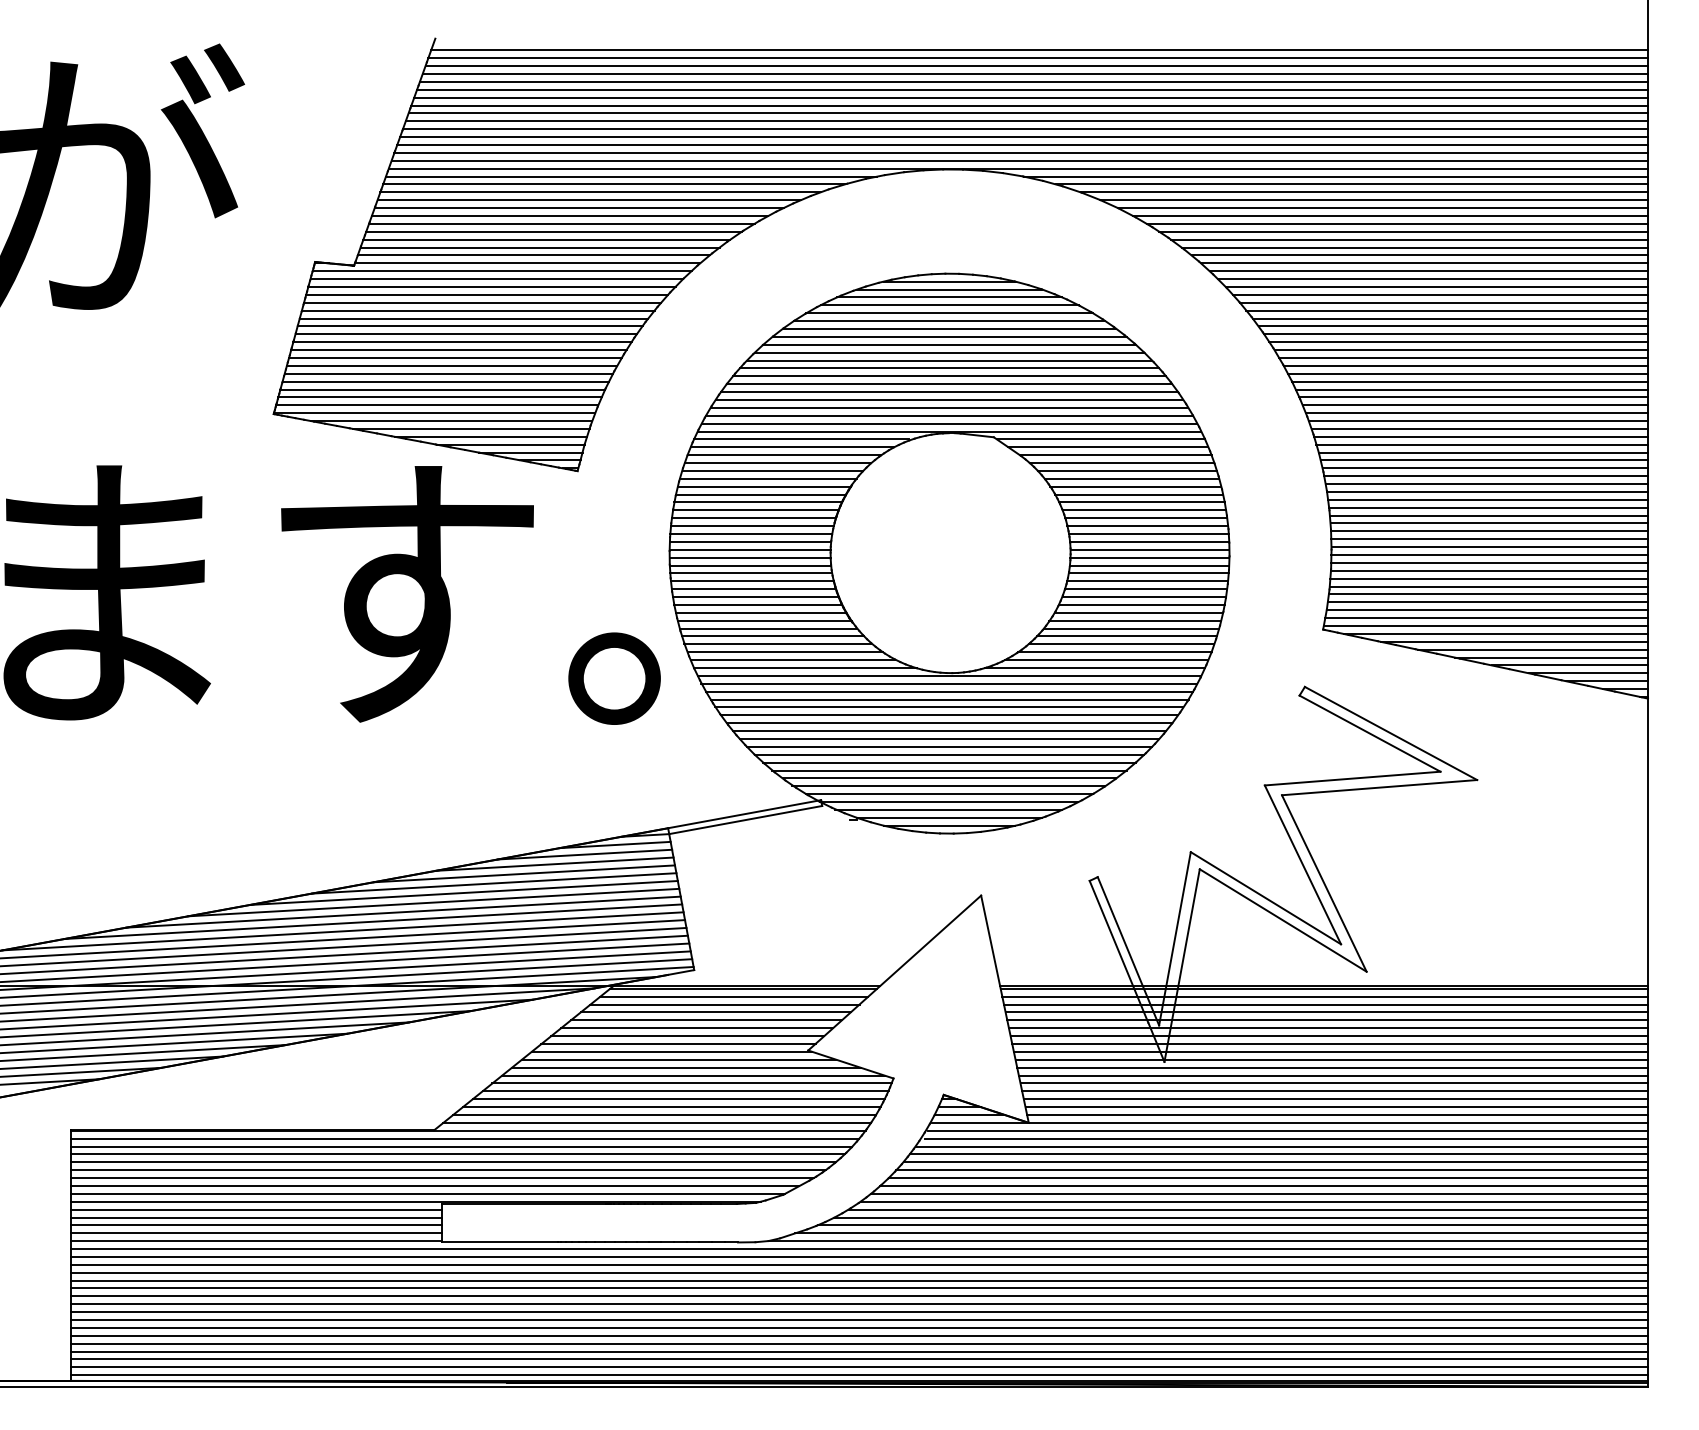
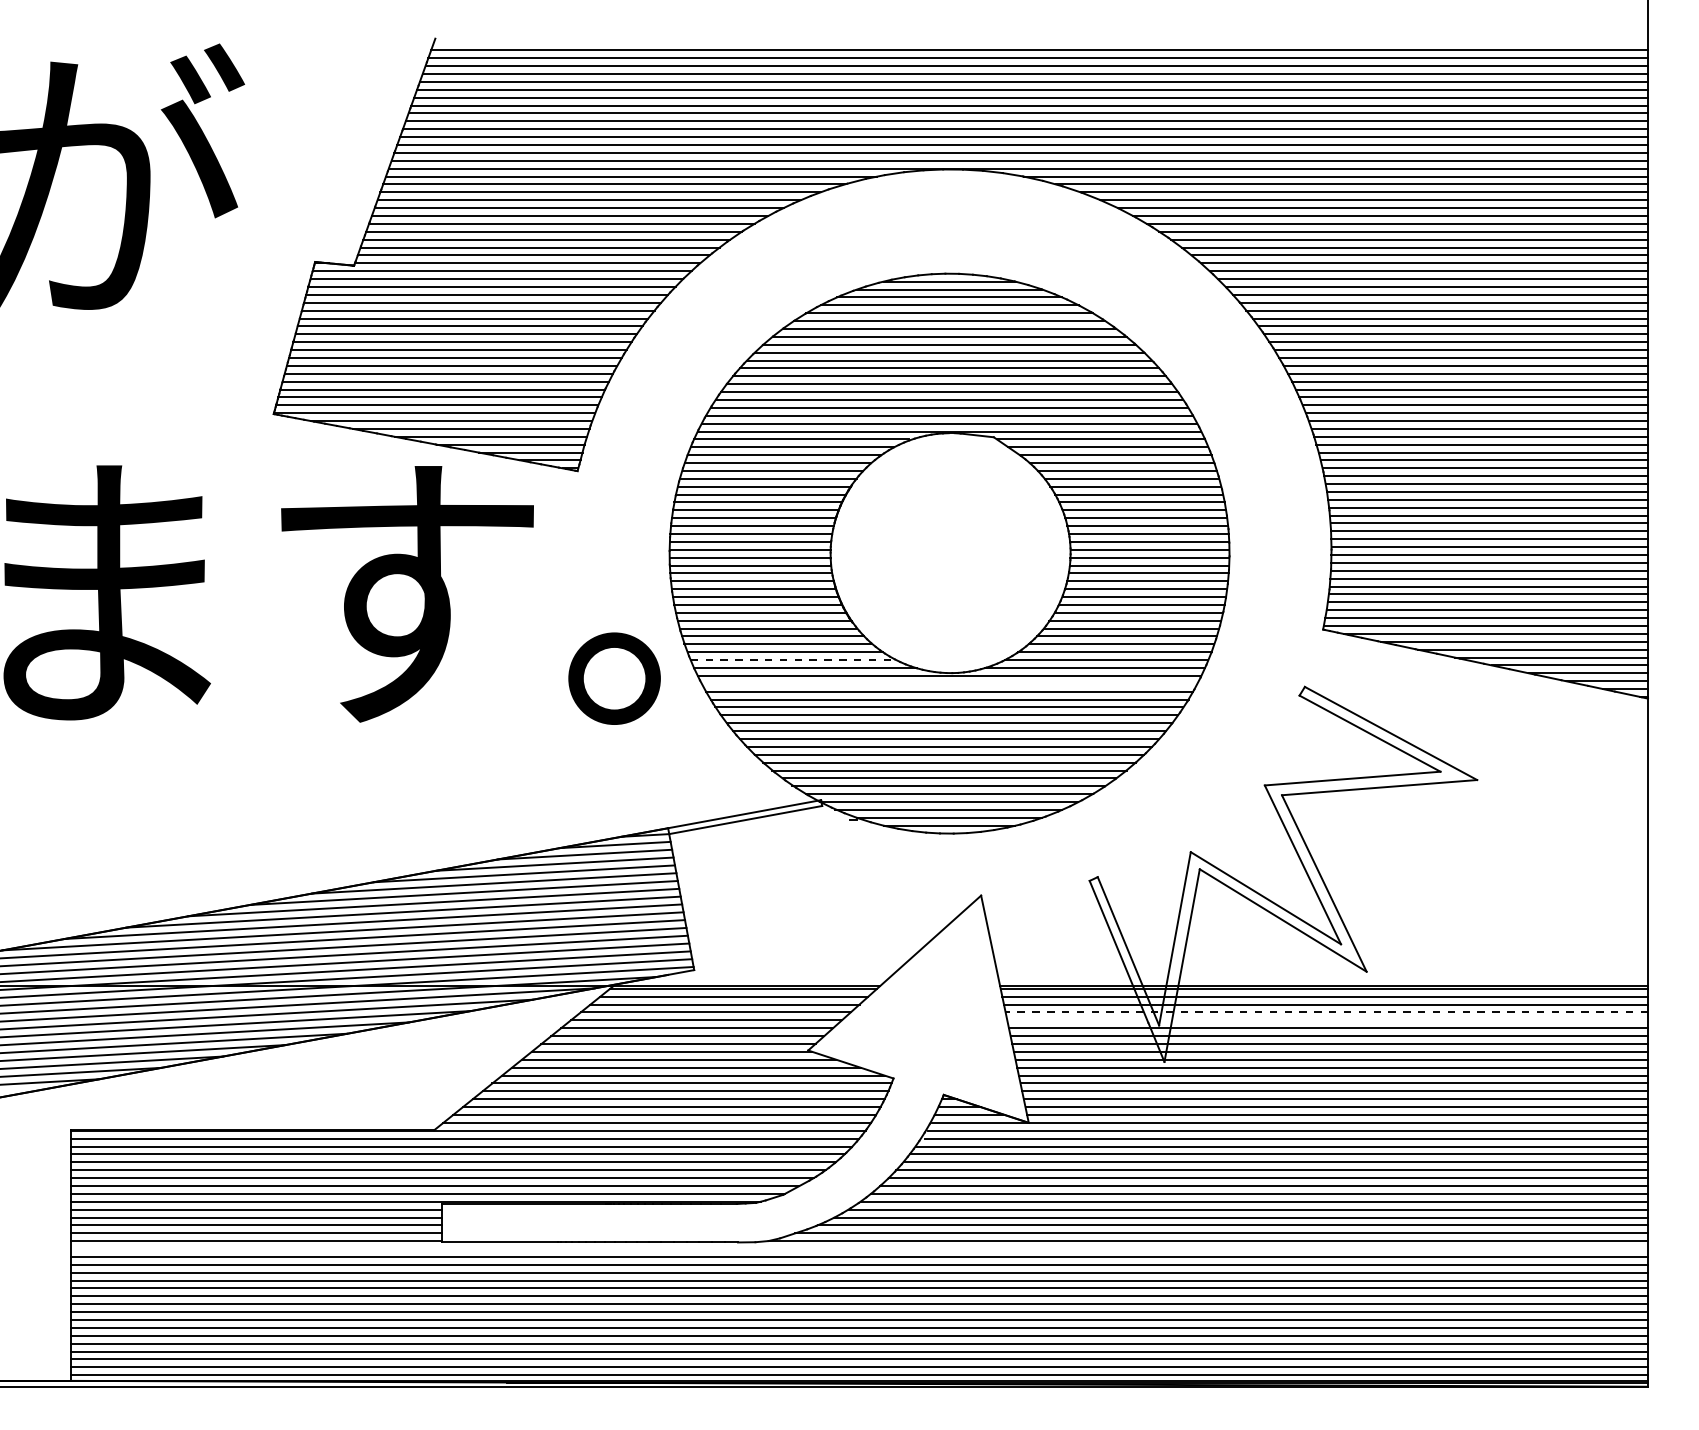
line: solid -> dashed (793, 660)
line: present -> none (949, 683)
line: solid -> dashed (1326, 1012)
line: present -> none (1327, 1020)
line: present -> none (859, 1249)
